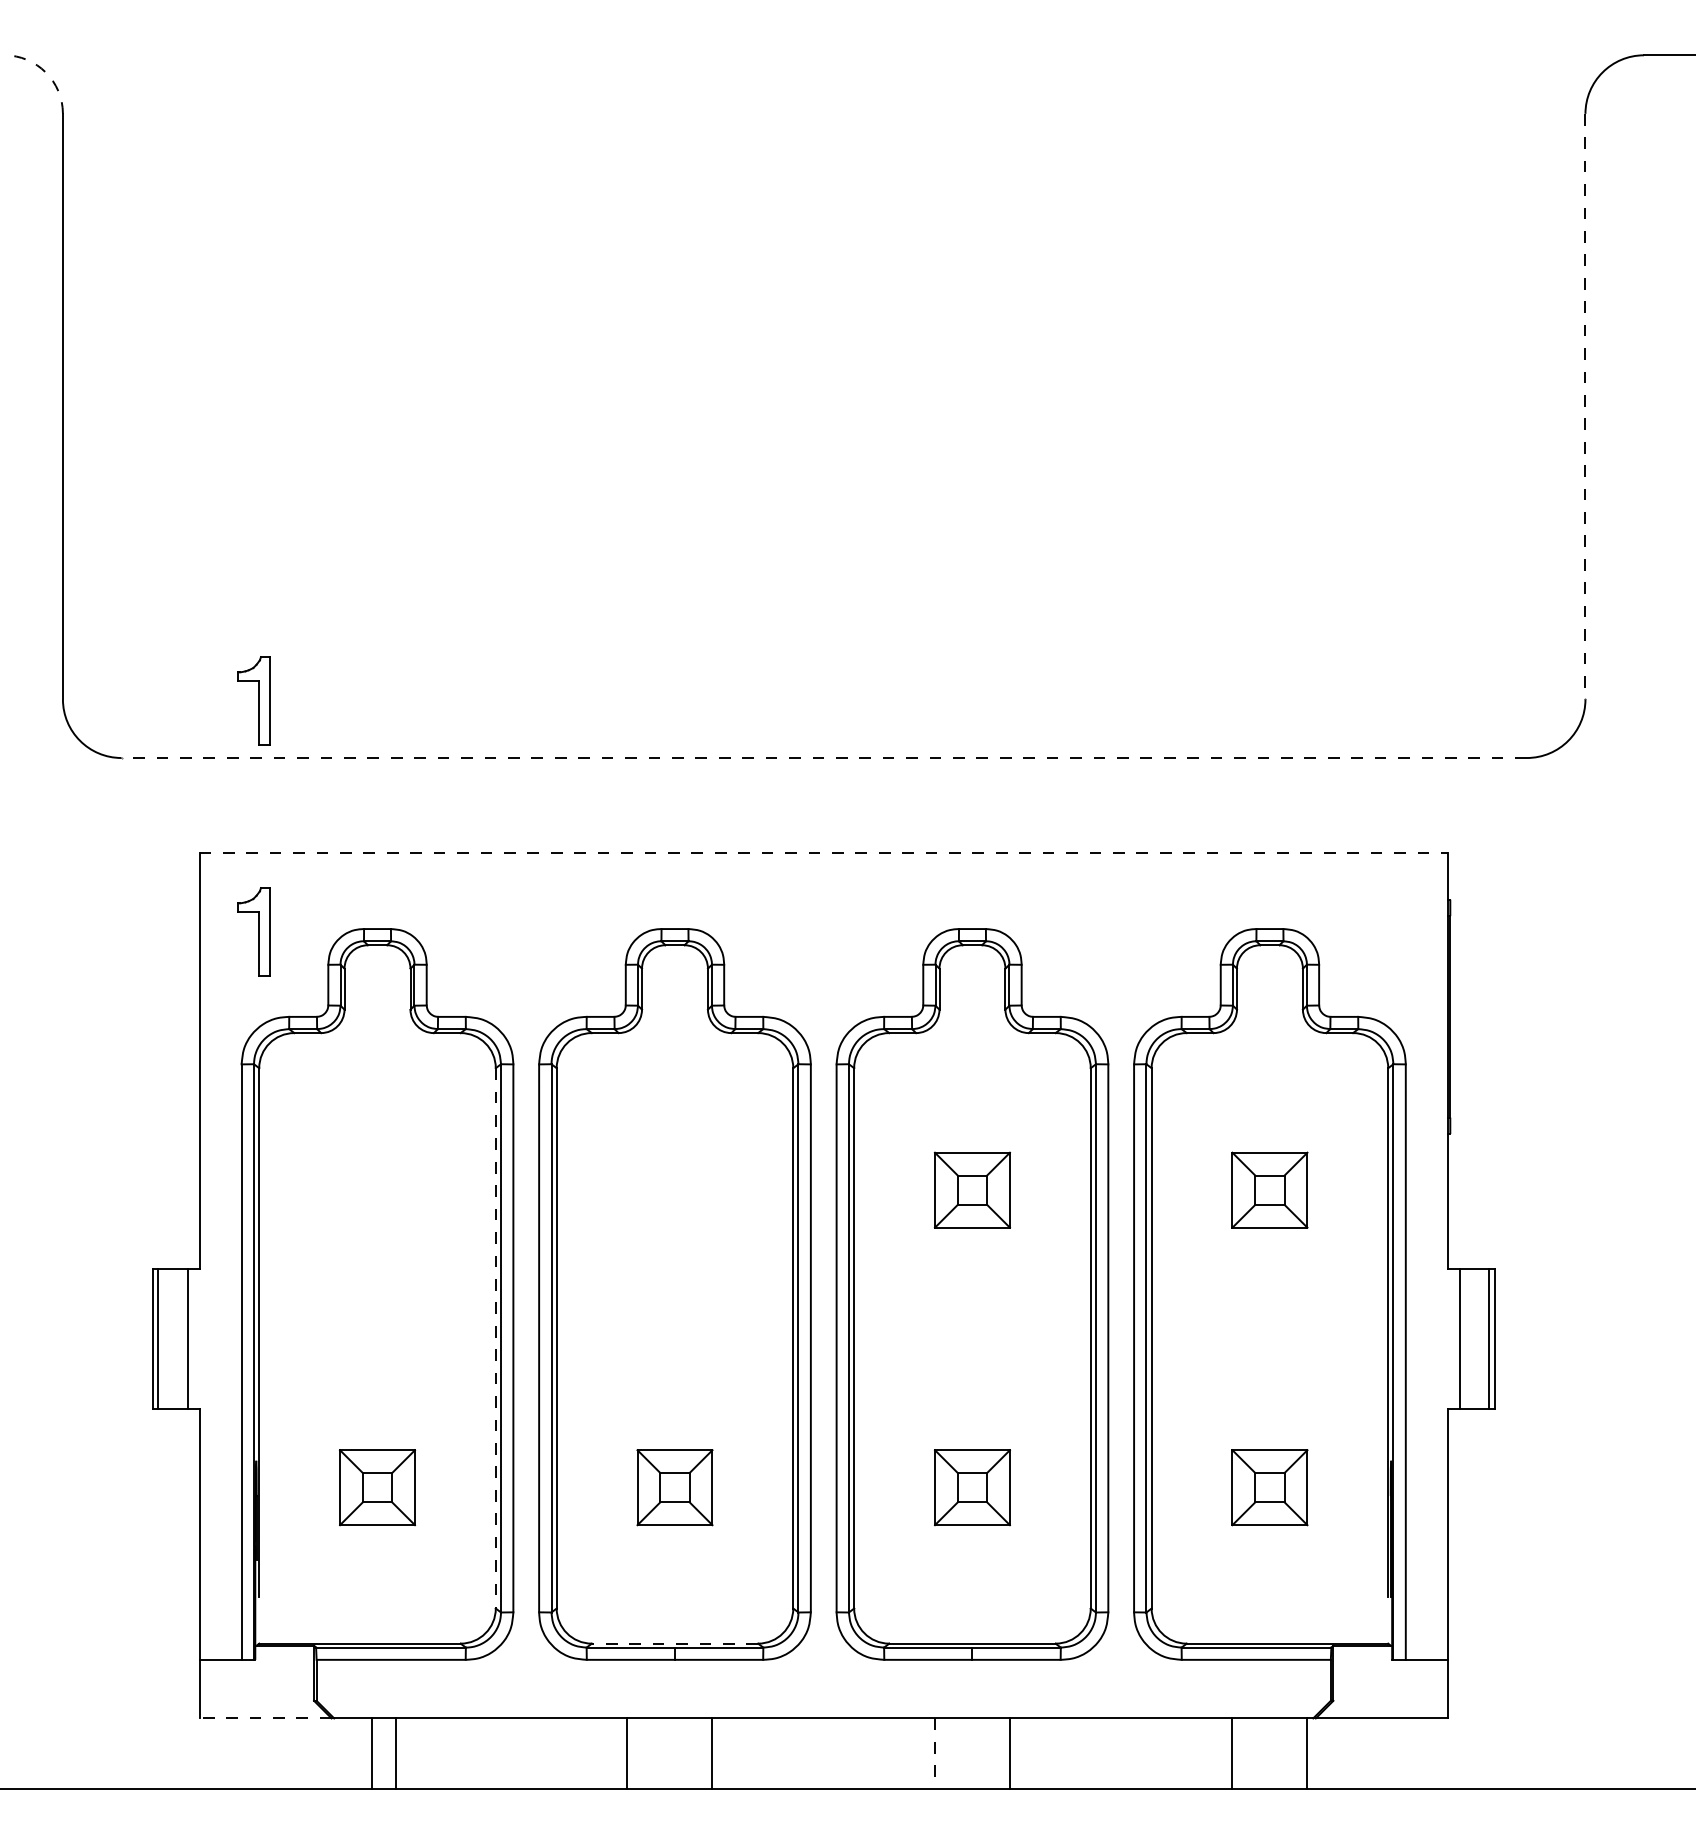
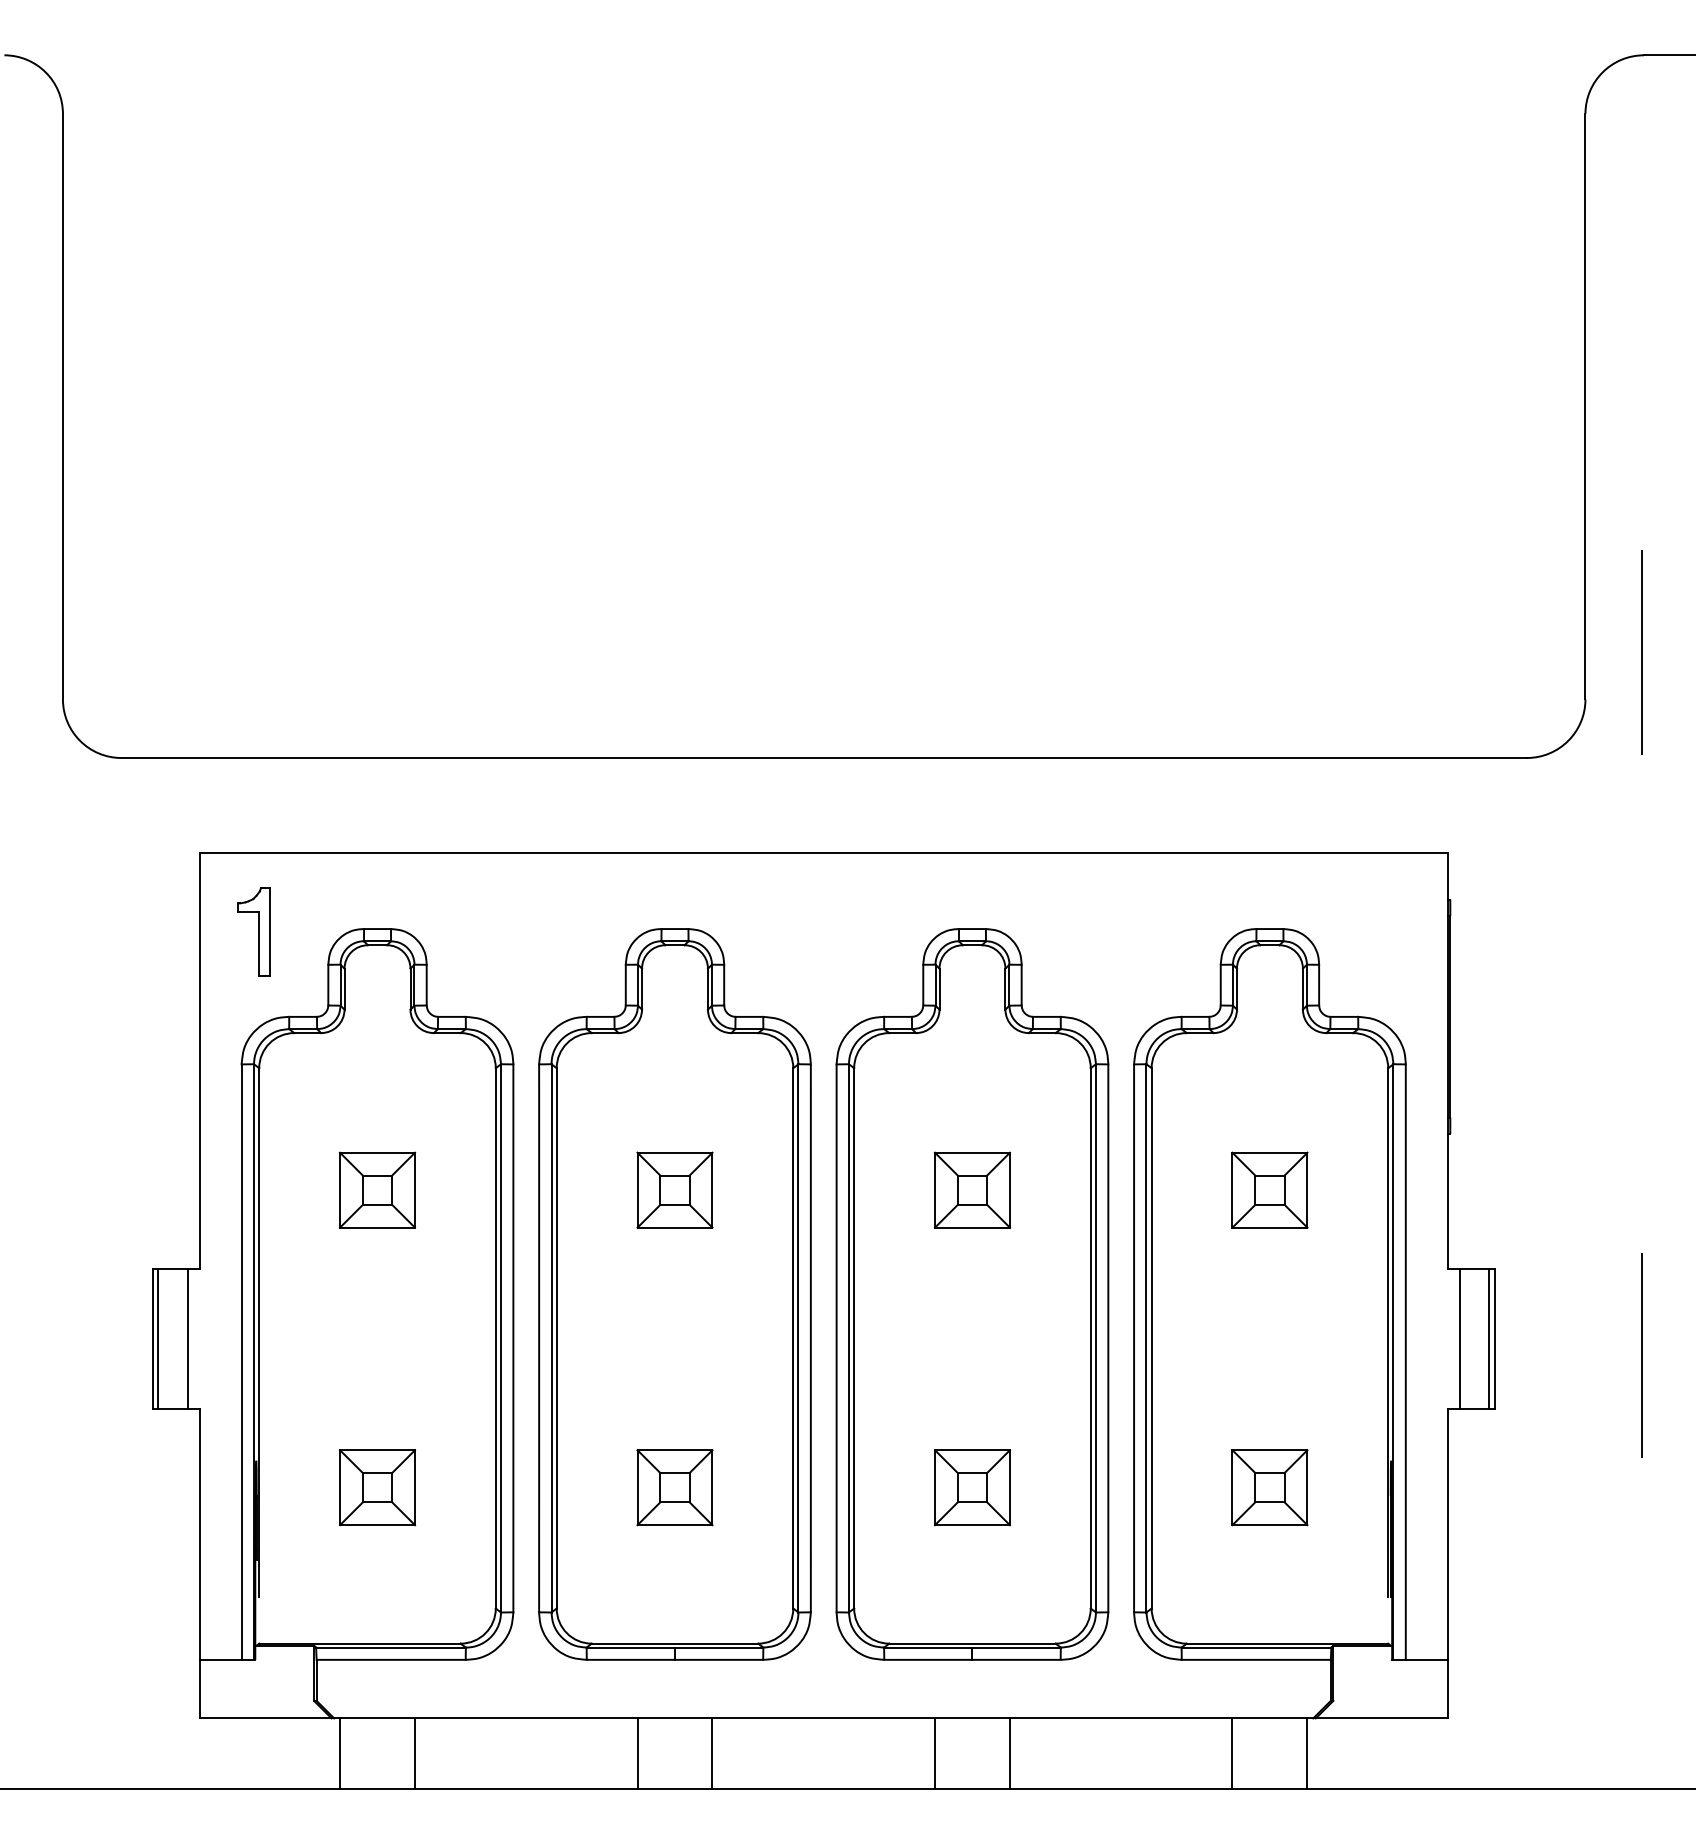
arc: dashed -> solid (45, 72)
line: dashed -> solid (1585, 406)
line: none -> present (1642, 652)
part: present -> none (253, 700)
line: dashed -> solid (824, 758)
line: dashed -> solid (824, 852)
part: none -> present (377, 1189)
part: none -> present (674, 1189)
line: dashed -> solid (495, 1338)
line: none -> present (1642, 1355)
line: dashed -> solid (674, 1643)
line: dashed -> solid (265, 1718)
line position: (372, 1753) -> (340, 1753) (340, 1753)
line position: (396, 1753) -> (415, 1753) (415, 1753)
line position: (626, 1753) -> (637, 1753) (637, 1753)
line: dashed -> solid (935, 1754)
